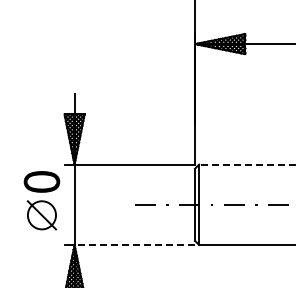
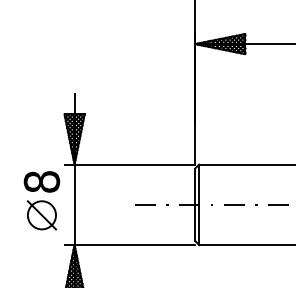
line: dashed -> solid (247, 164)
text: 0 -> 8 (41, 181)
line: dashed -> solid (134, 244)
